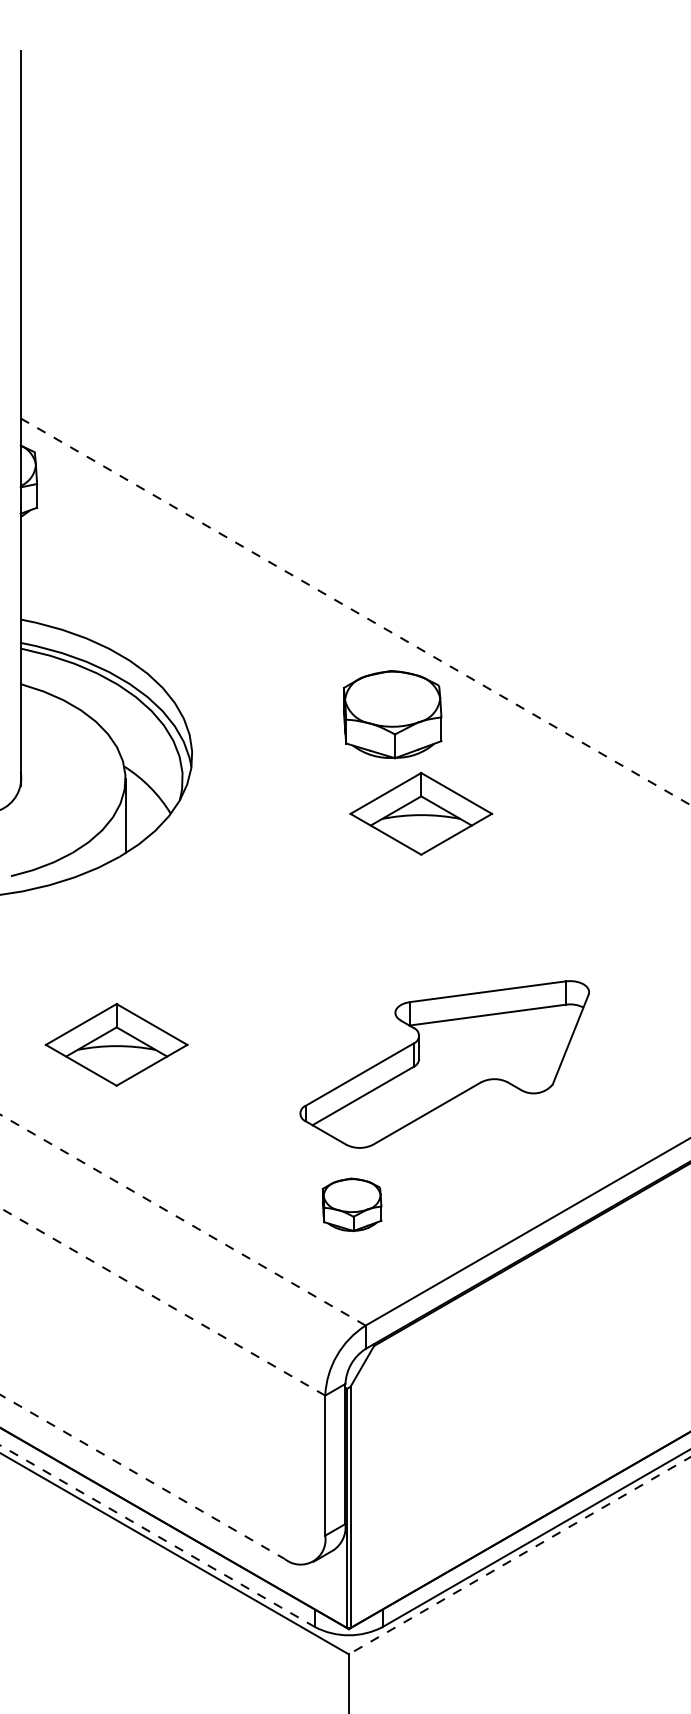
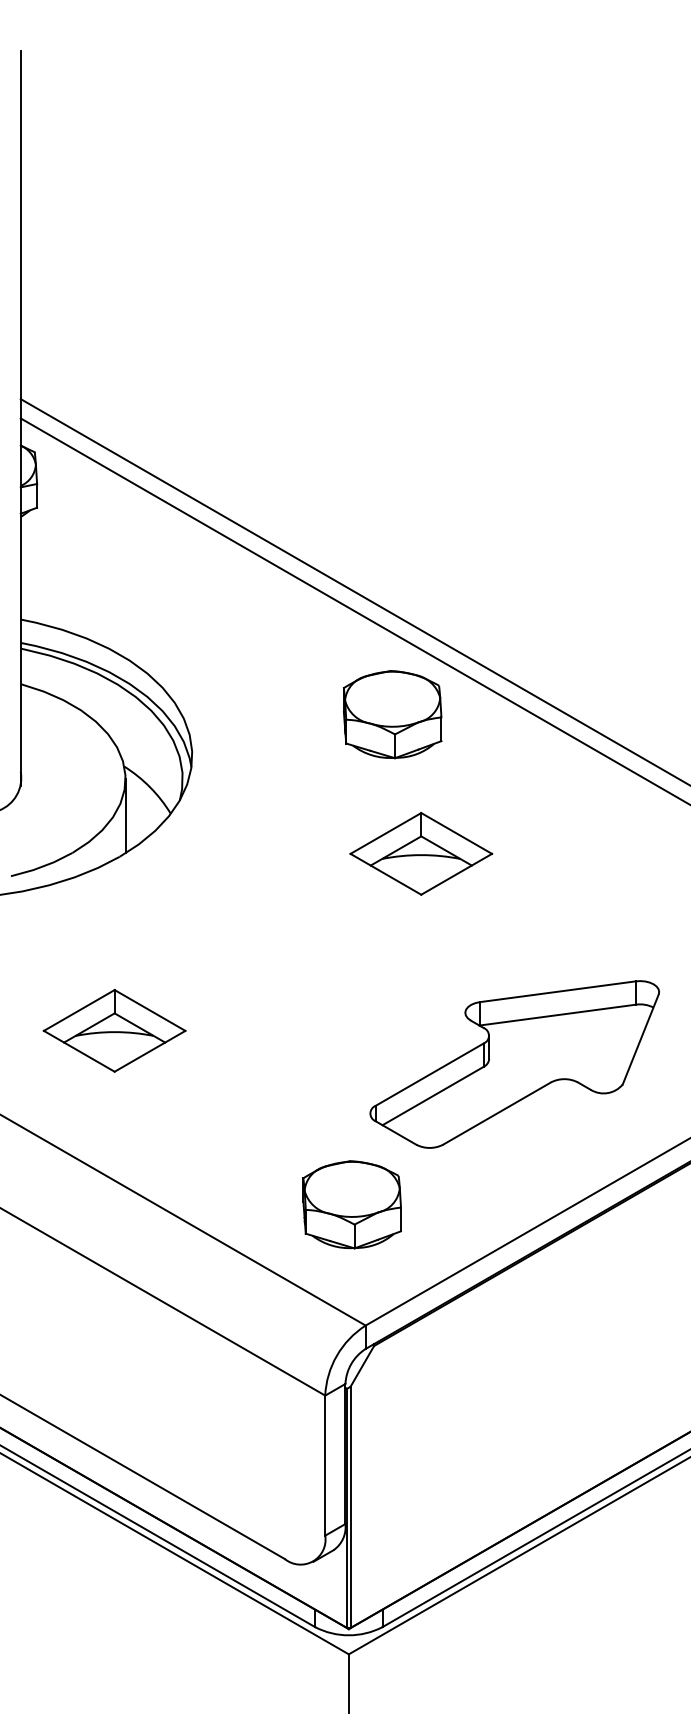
line: none -> present (353, 591)
line: dashed -> solid (355, 611)
part position: (421, 813) -> (421, 853) (421, 853)
part position: (116, 1044) -> (114, 1030) (114, 1030)
part position: (444, 1064) -> (514, 1064) (514, 1064)
part size: 62x56 px -> 100x90 px (351, 1204)
line: dashed -> solid (183, 1220)
line: dashed -> solid (162, 1301)
line: dashed -> solid (142, 1477)
line: dashed -> solid (157, 1536)
line: dashed -> solid (519, 1555)
